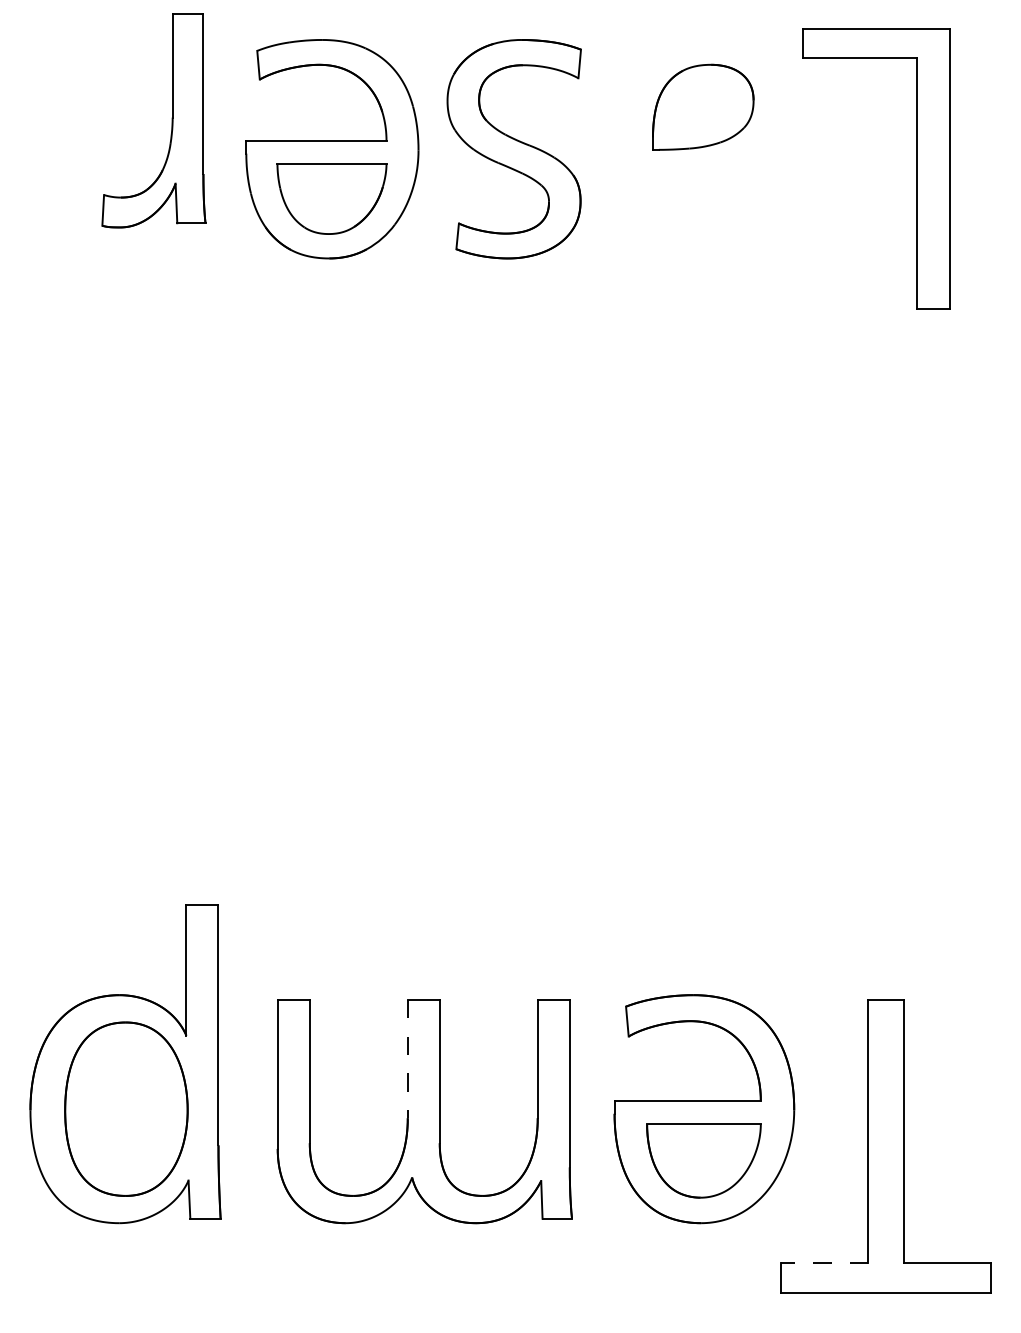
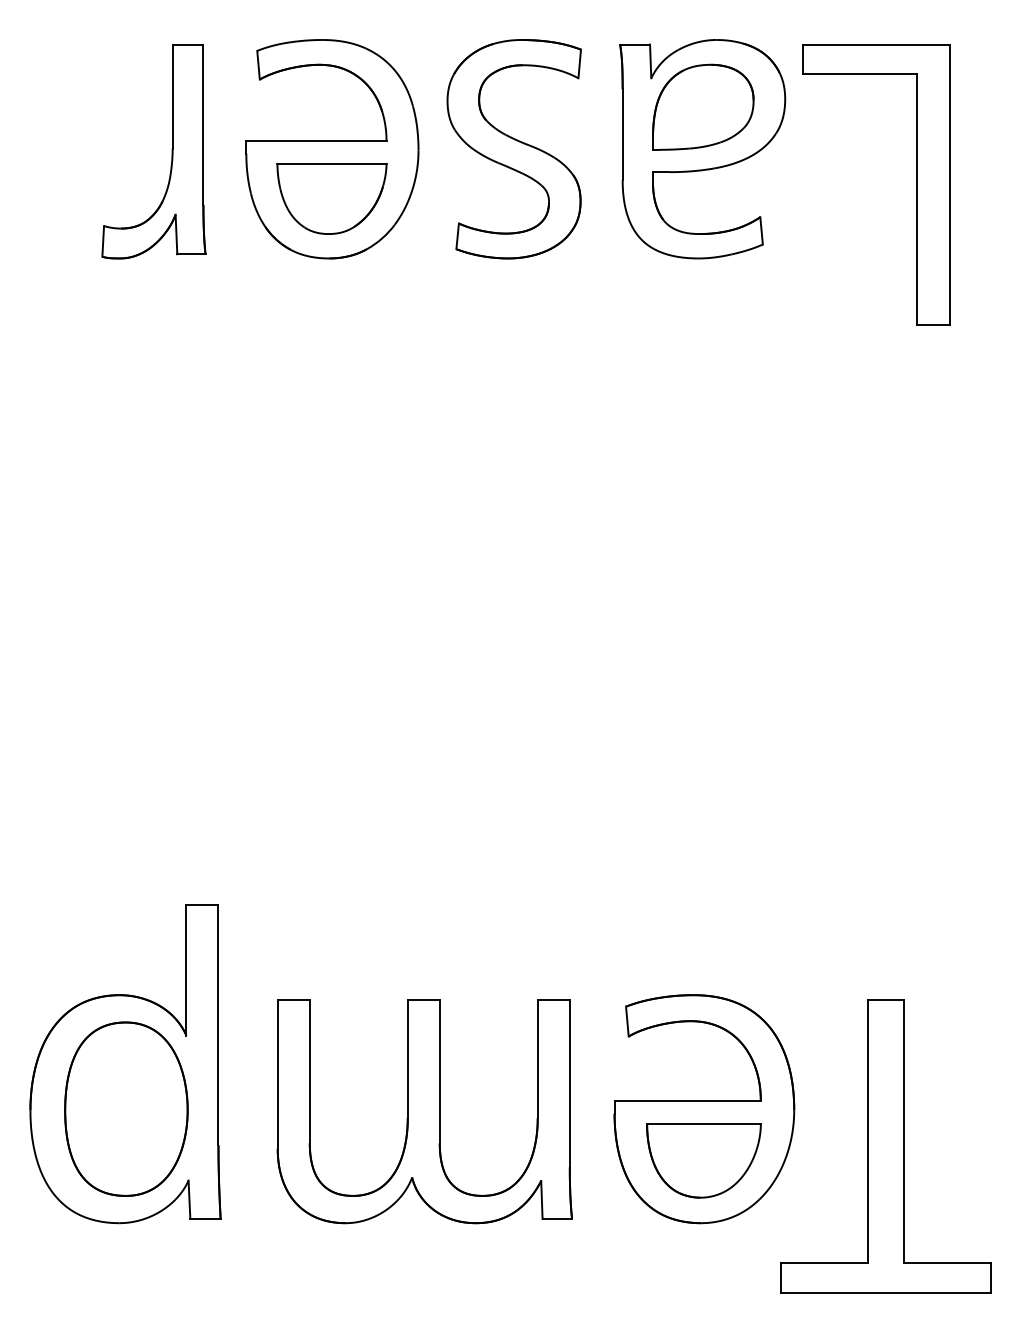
part position: (171, 120) -> (171, 151) (171, 151)
part: none -> present (702, 149)
part position: (916, 168) -> (916, 184) (916, 184)
line: dashed -> solid (407, 1059)
line: dashed -> solid (824, 1263)
